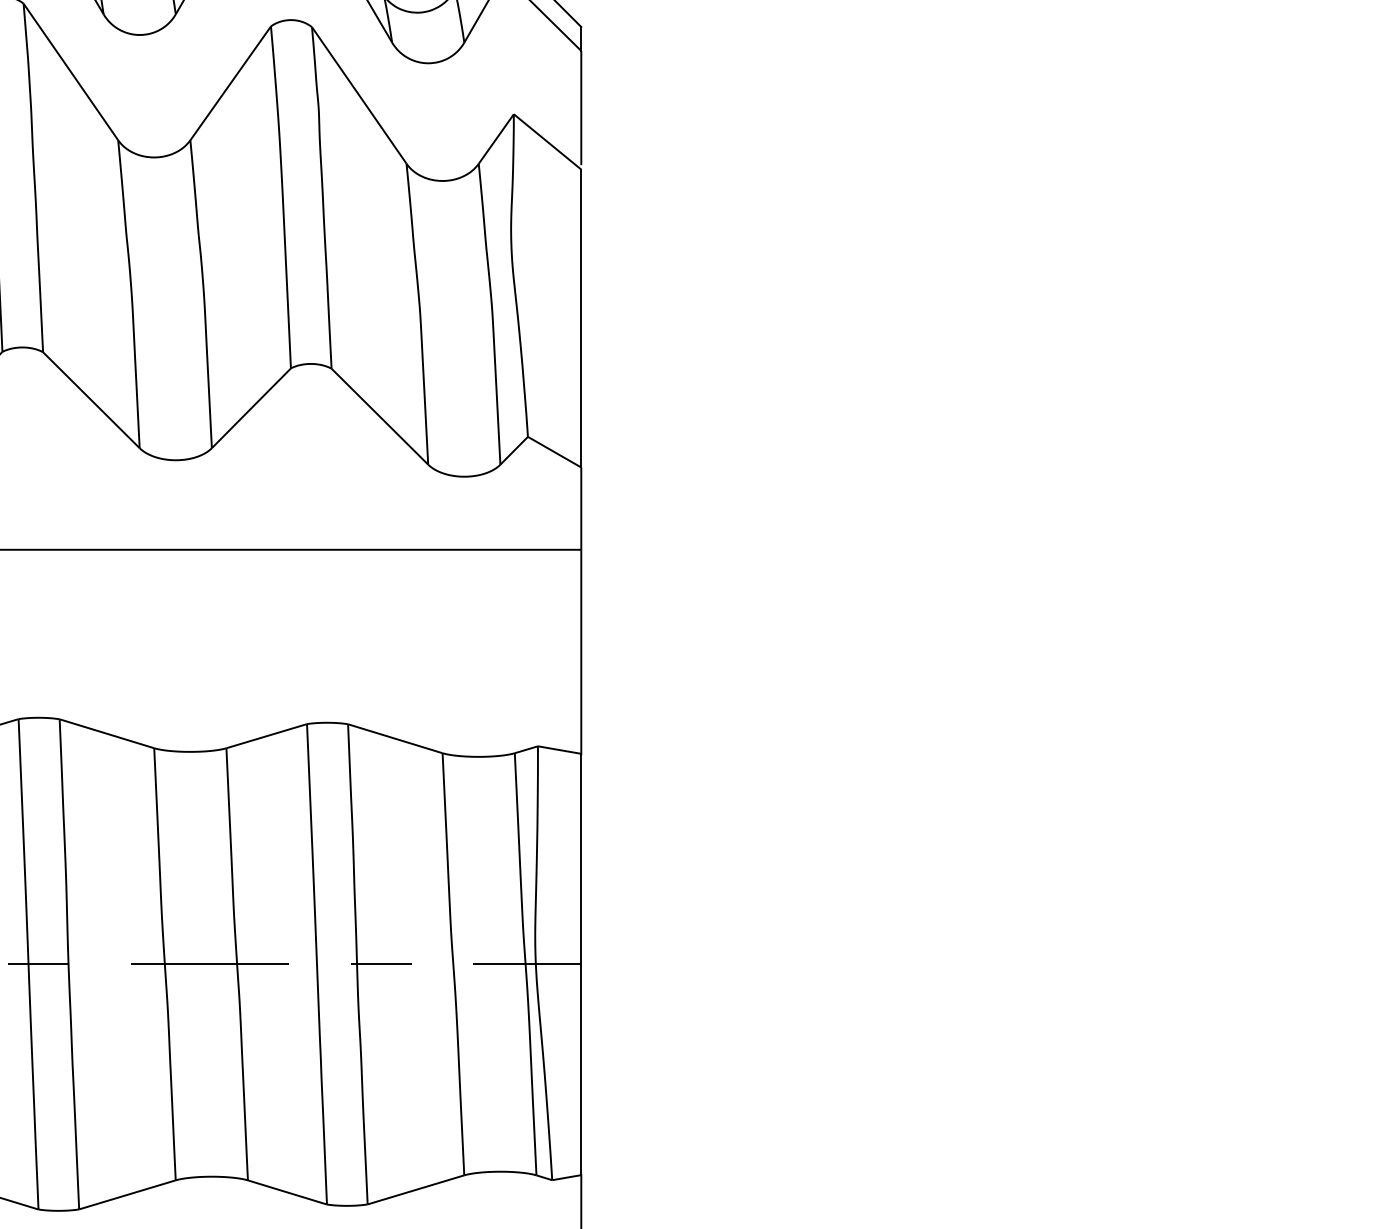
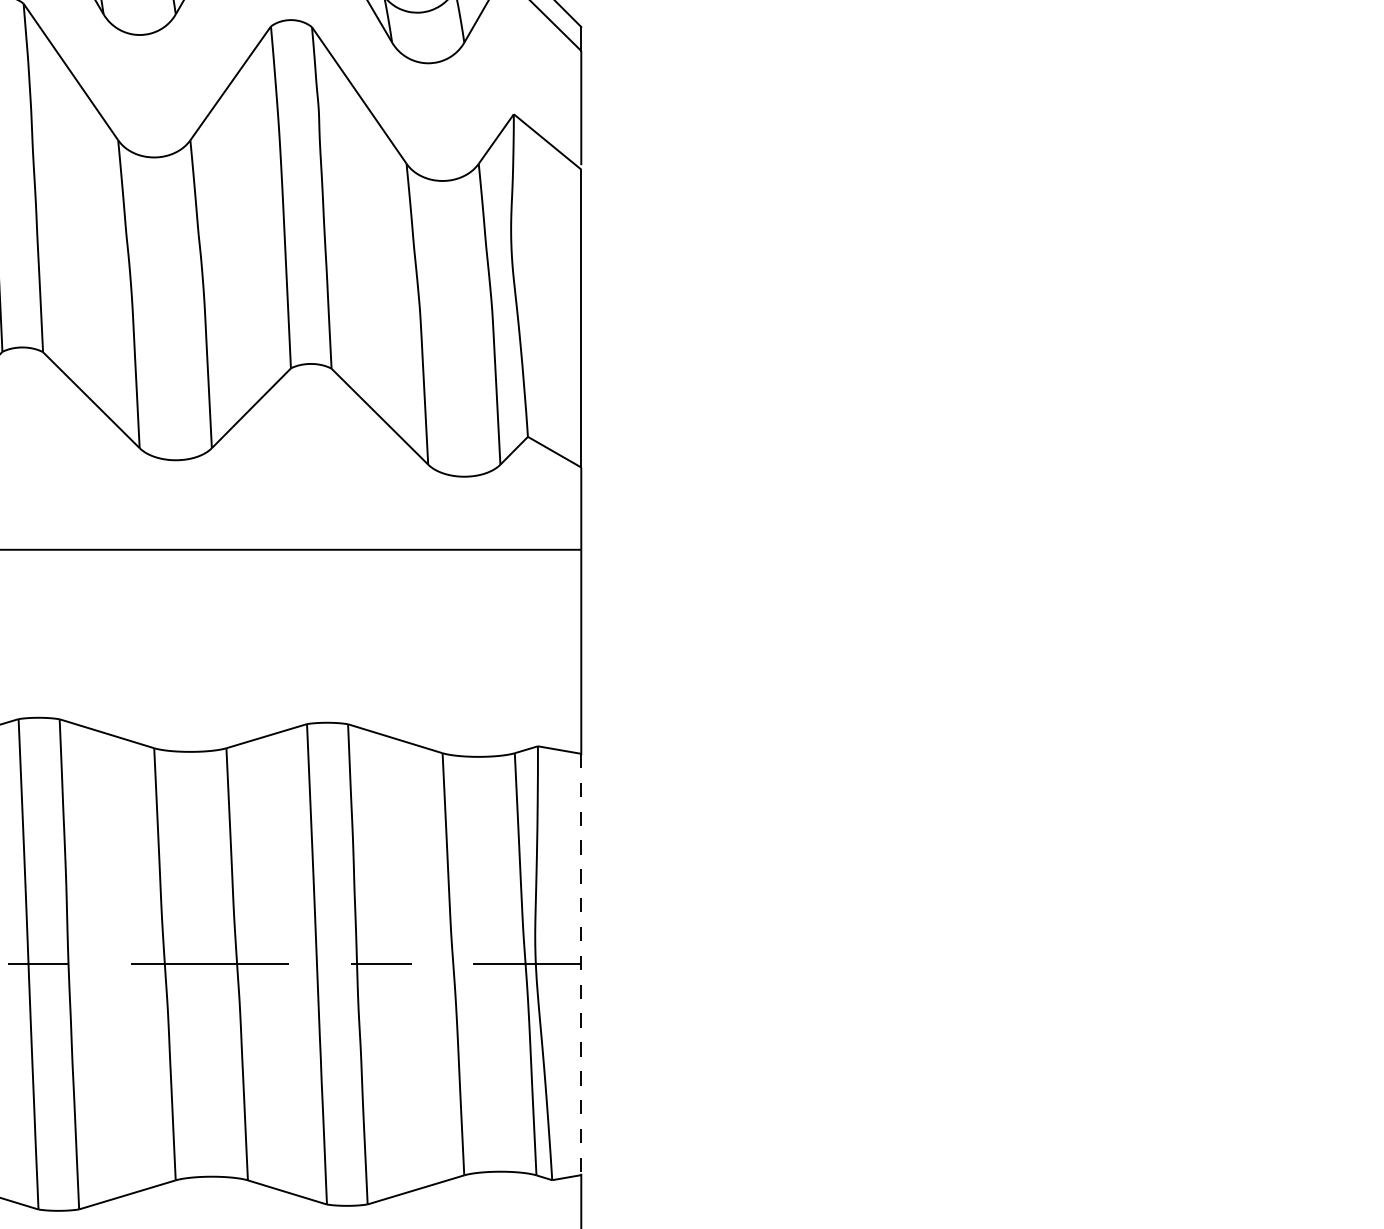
line: solid -> dashed (581, 964)
